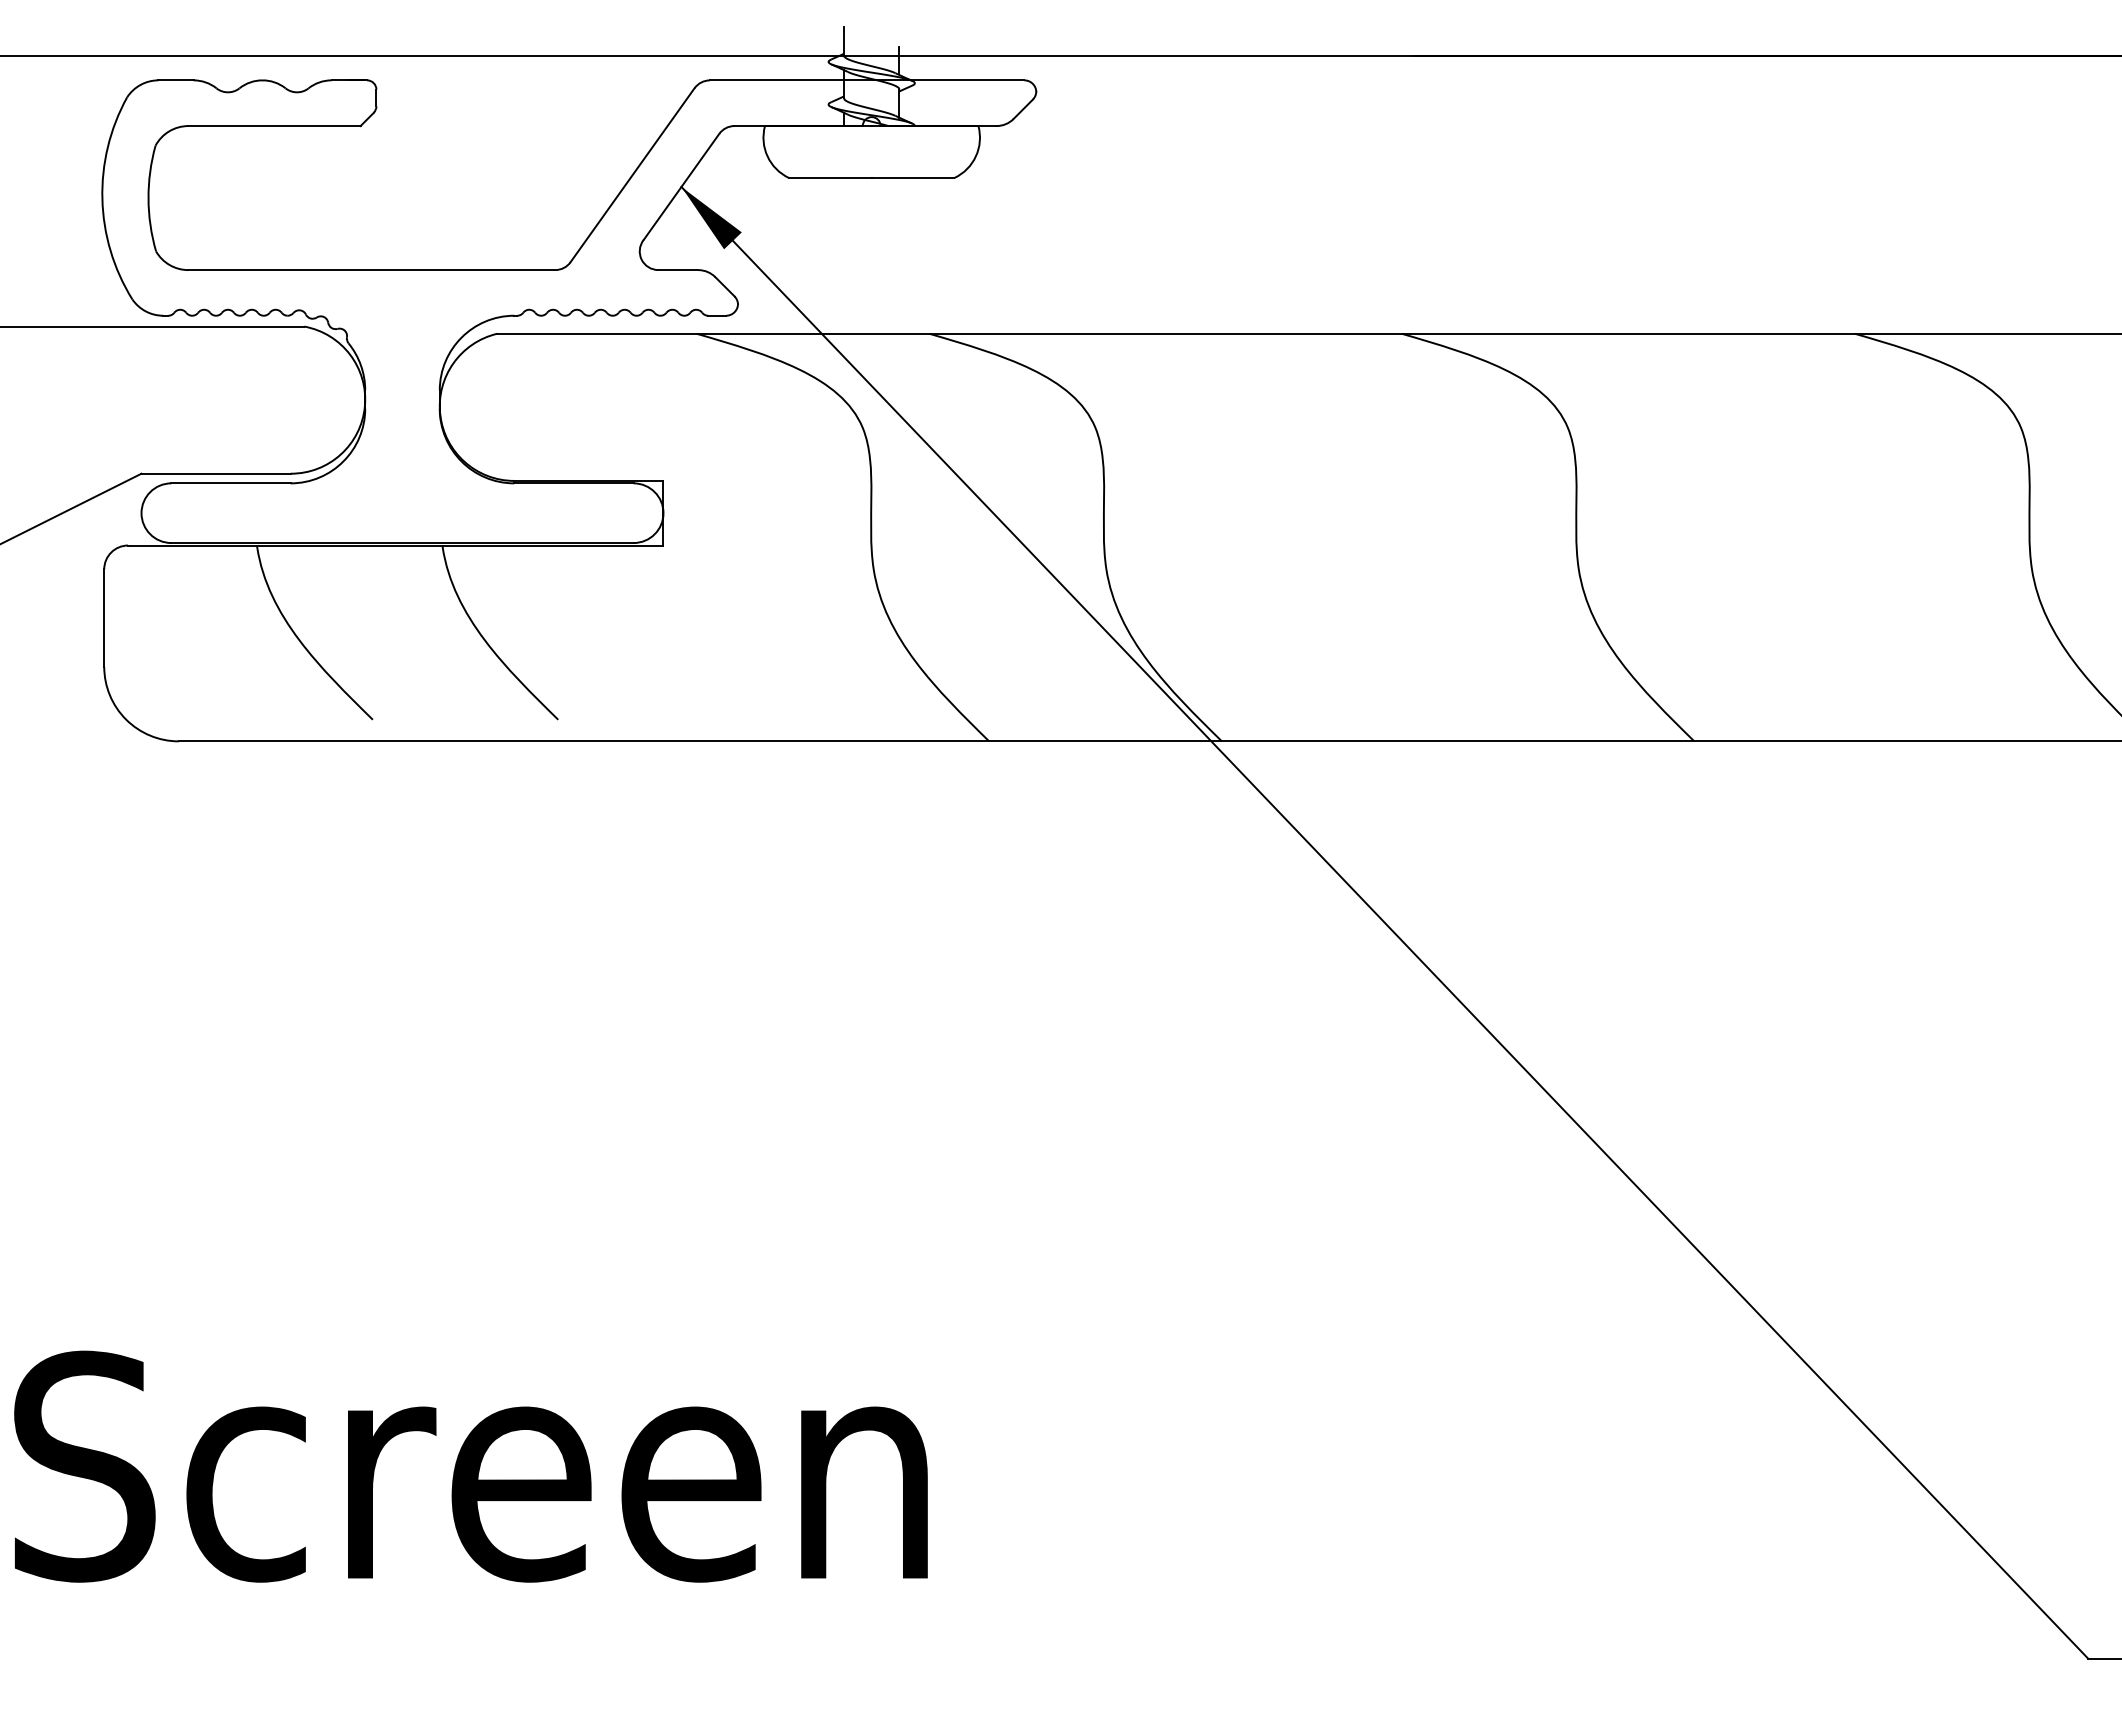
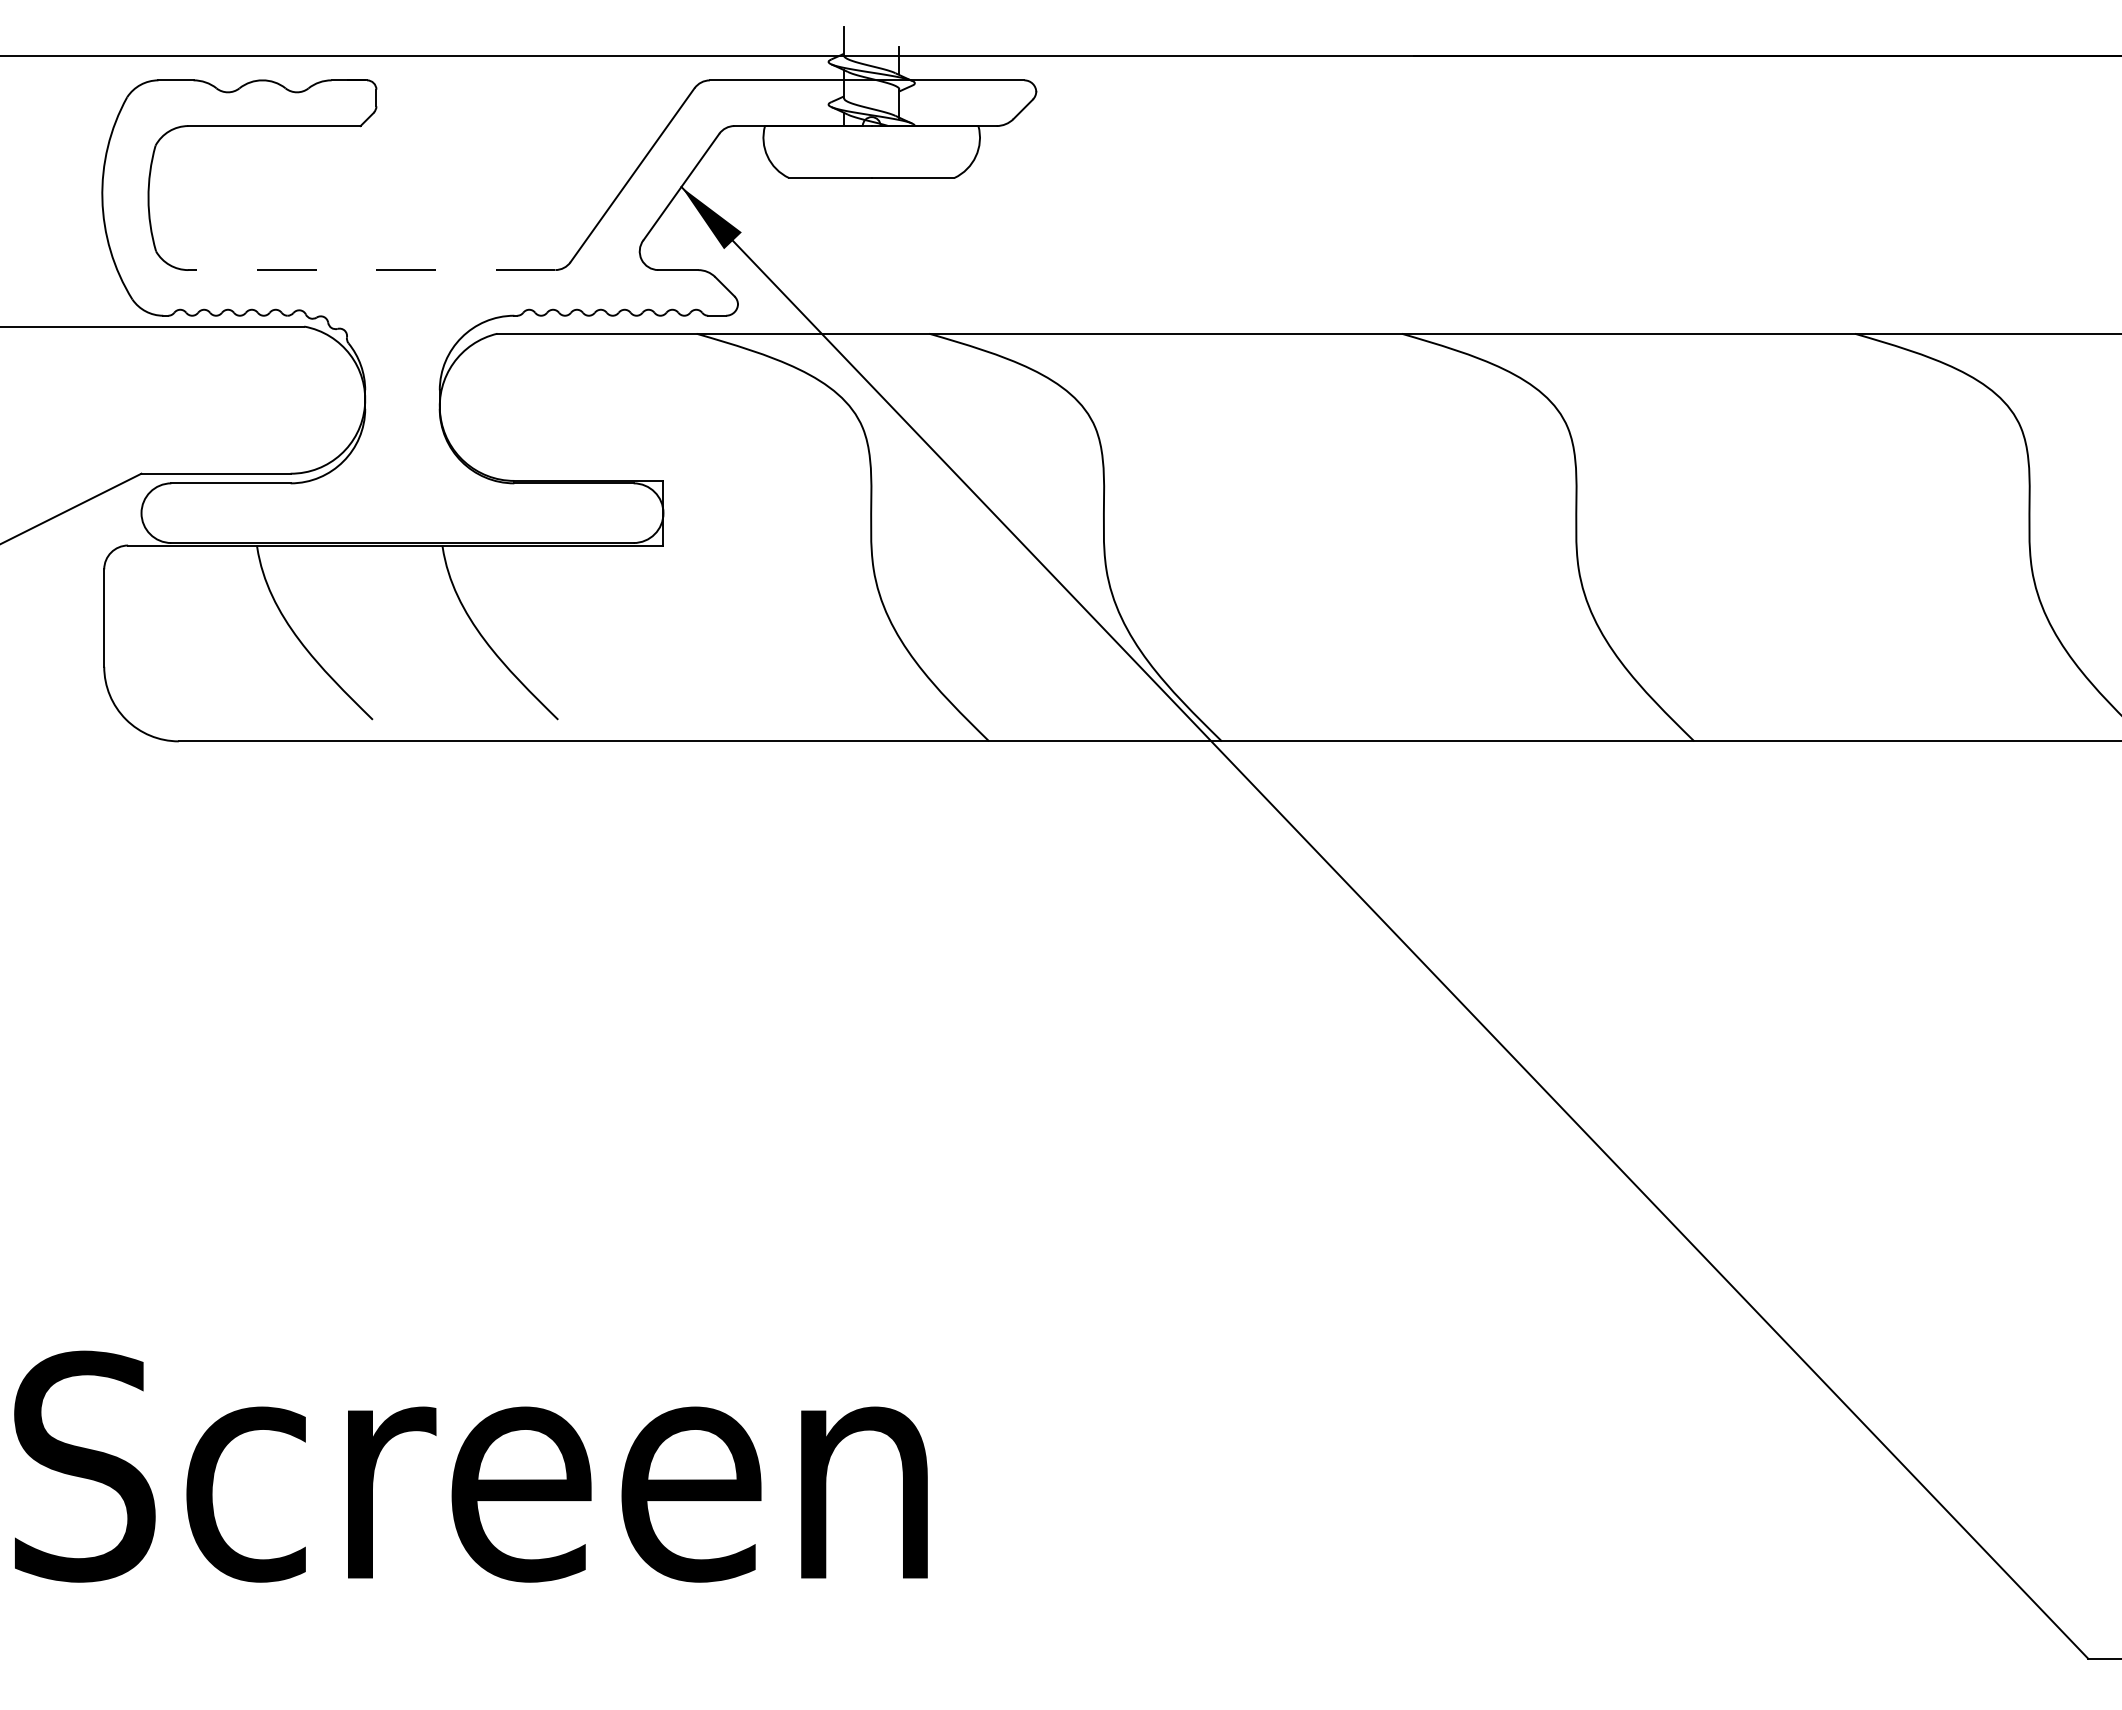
line: solid -> dashed (371, 270)
